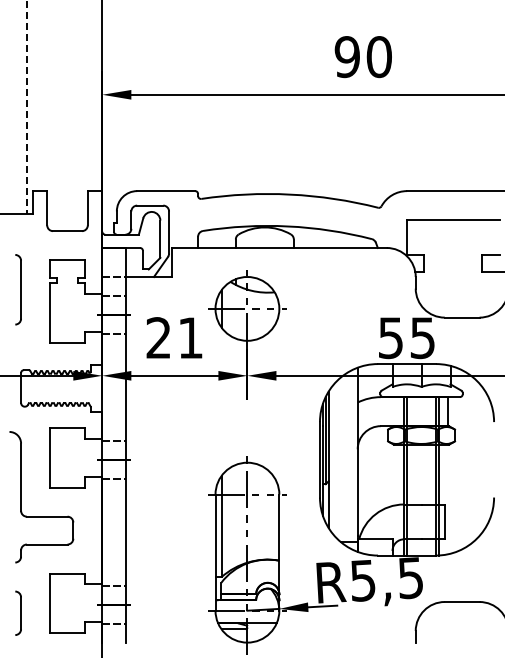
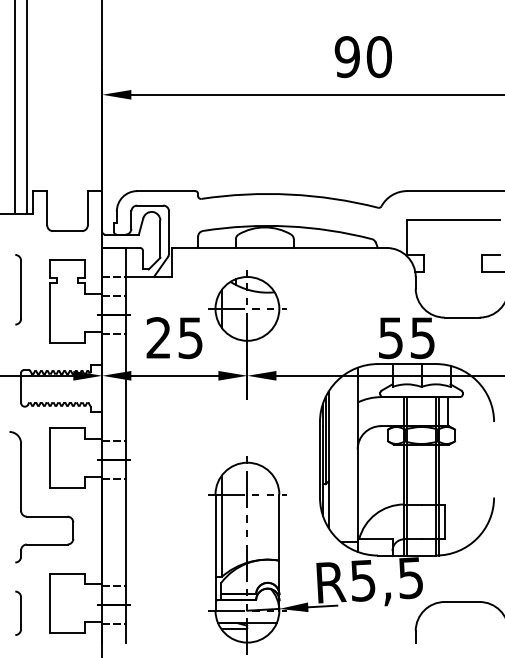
line: dashed -> solid (26, 107)
line: none -> present (15, 108)
text: 21 -> 25 (190, 338)
